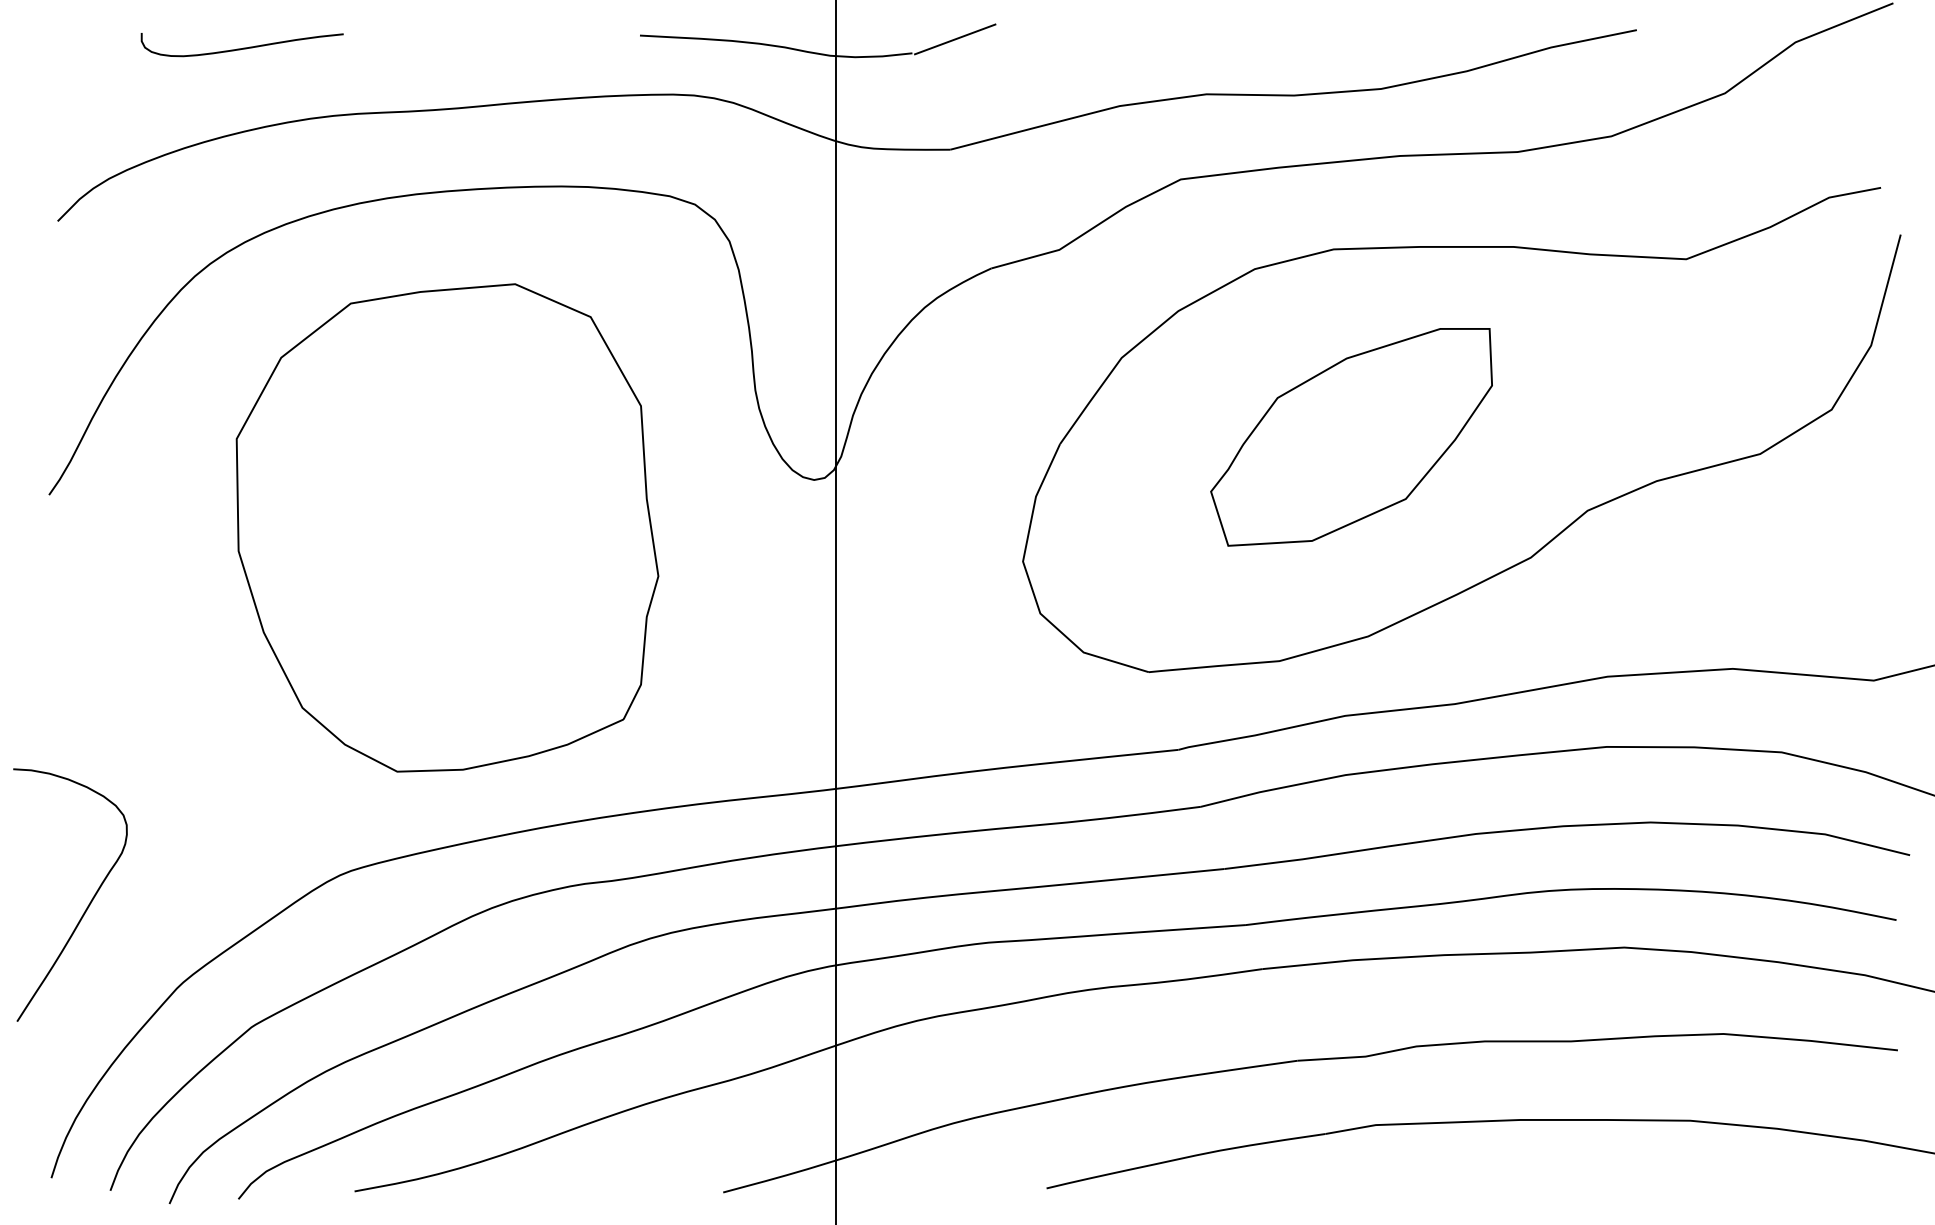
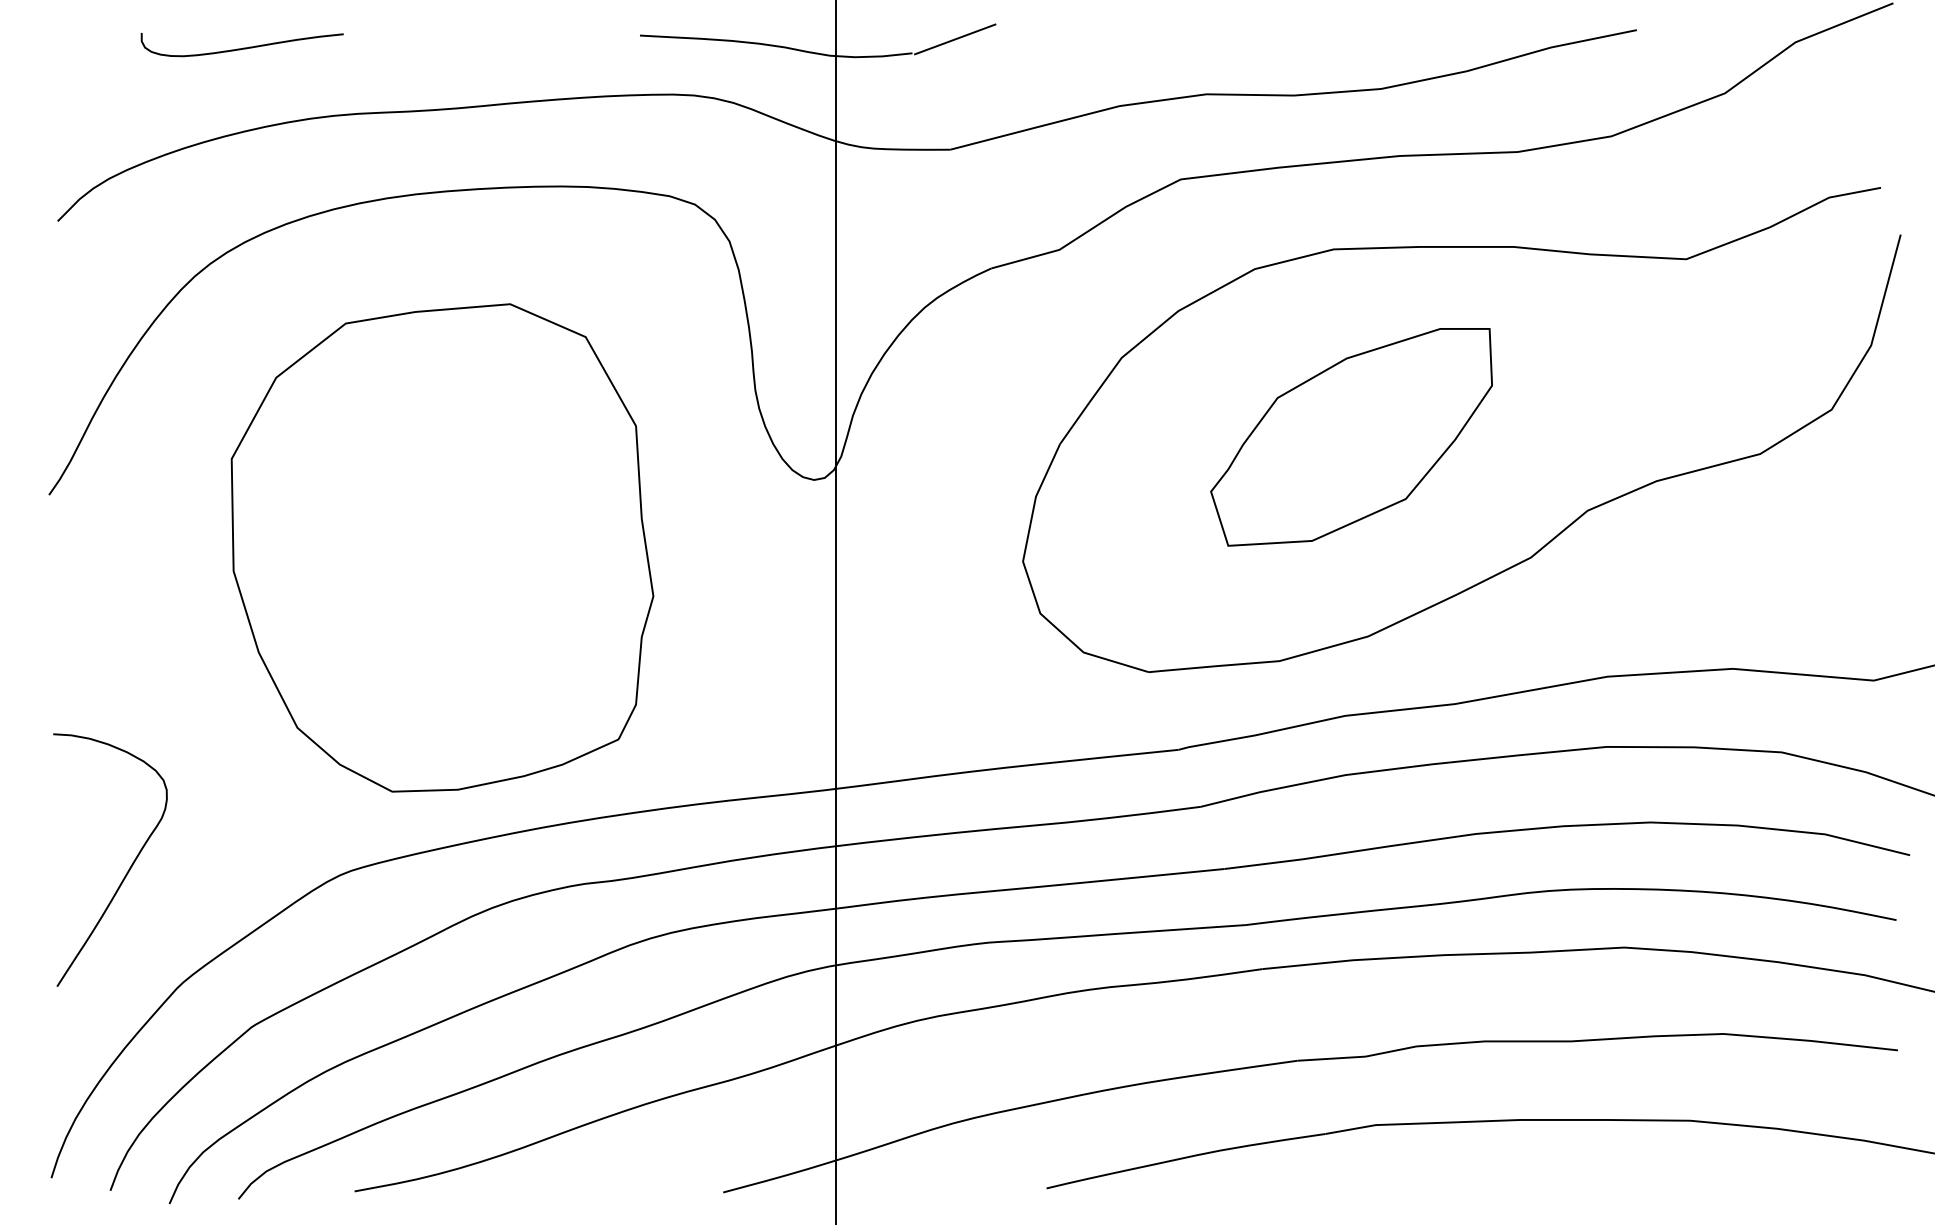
part position: (447, 527) -> (442, 547) (442, 547)
curve position: (88, 904) -> (128, 869) (128, 869)
